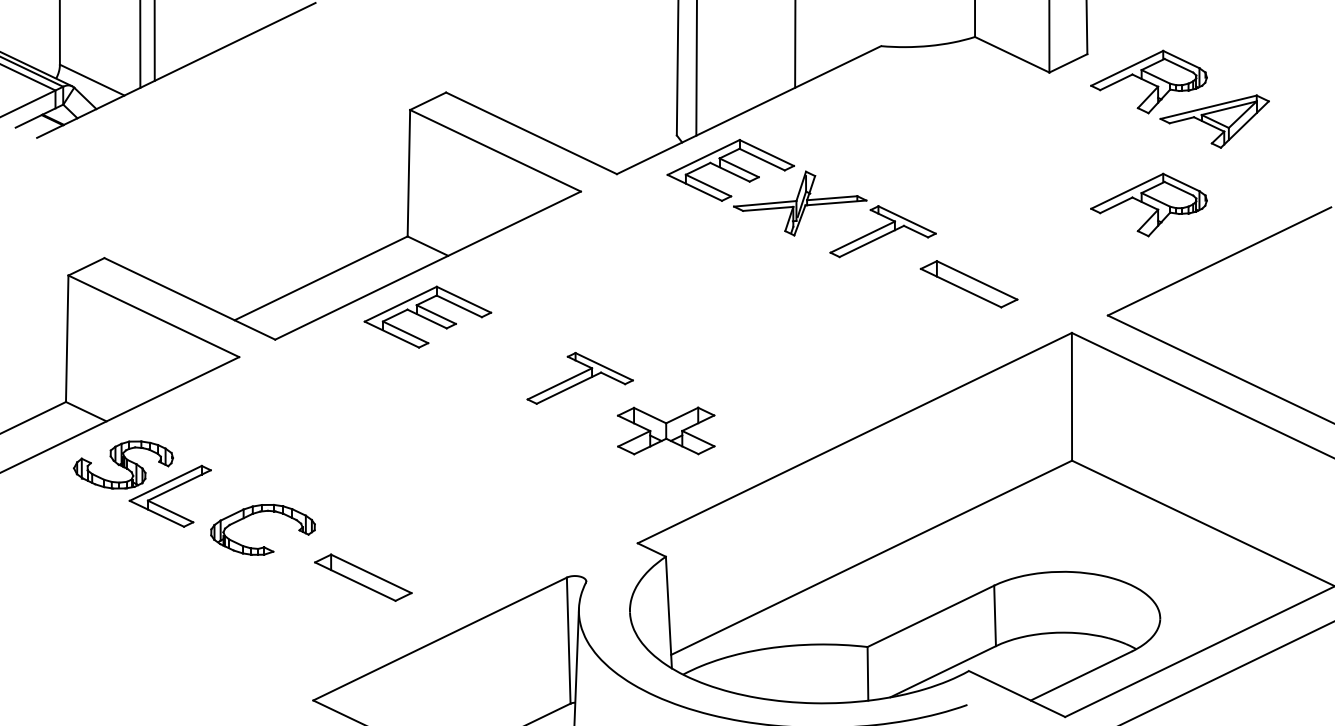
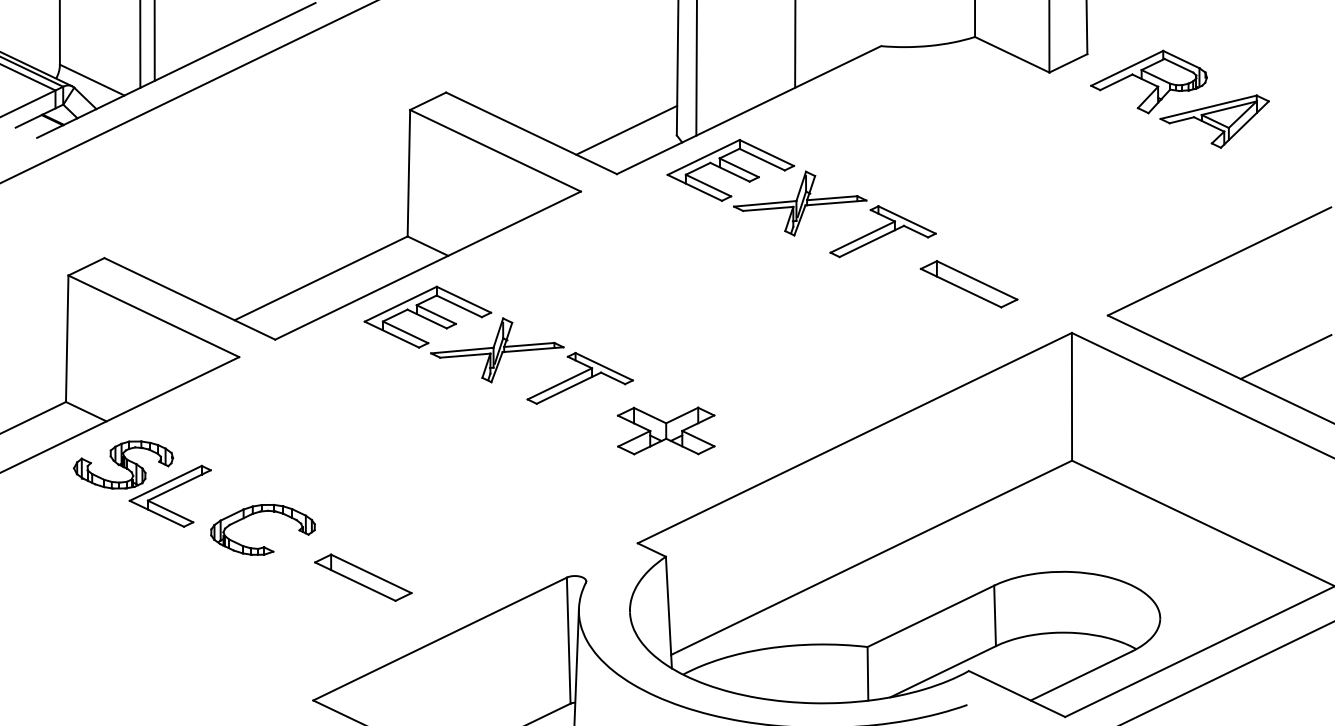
line: none -> present (187, 92)
line: none -> present (626, 129)
part: present -> none (1148, 204)
part: none -> present (497, 350)
line: none -> present (1285, 356)
